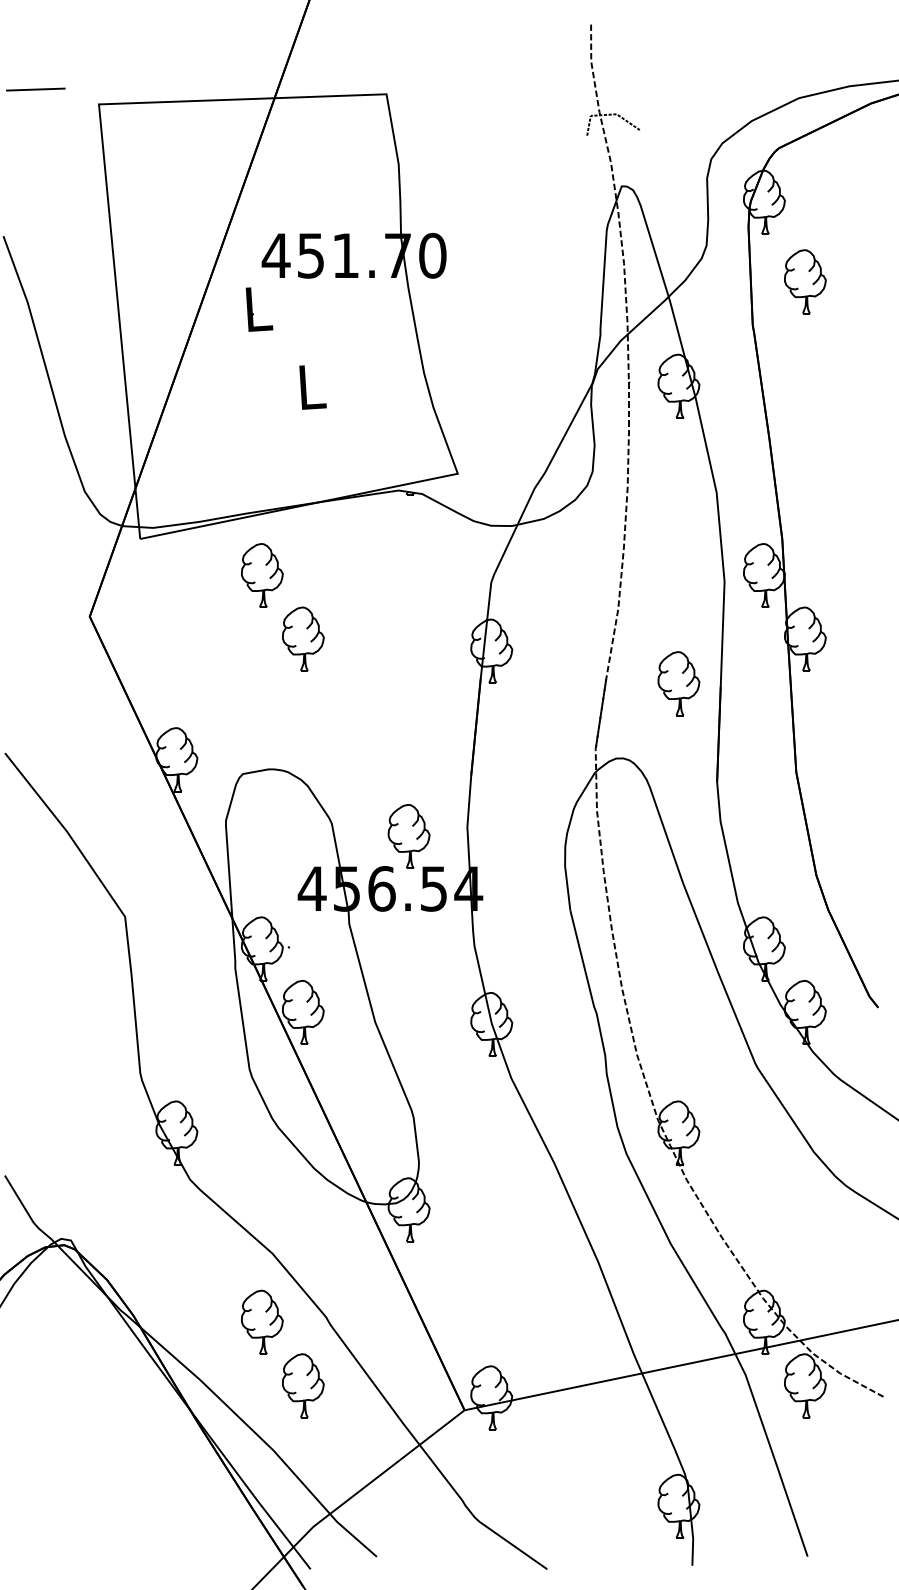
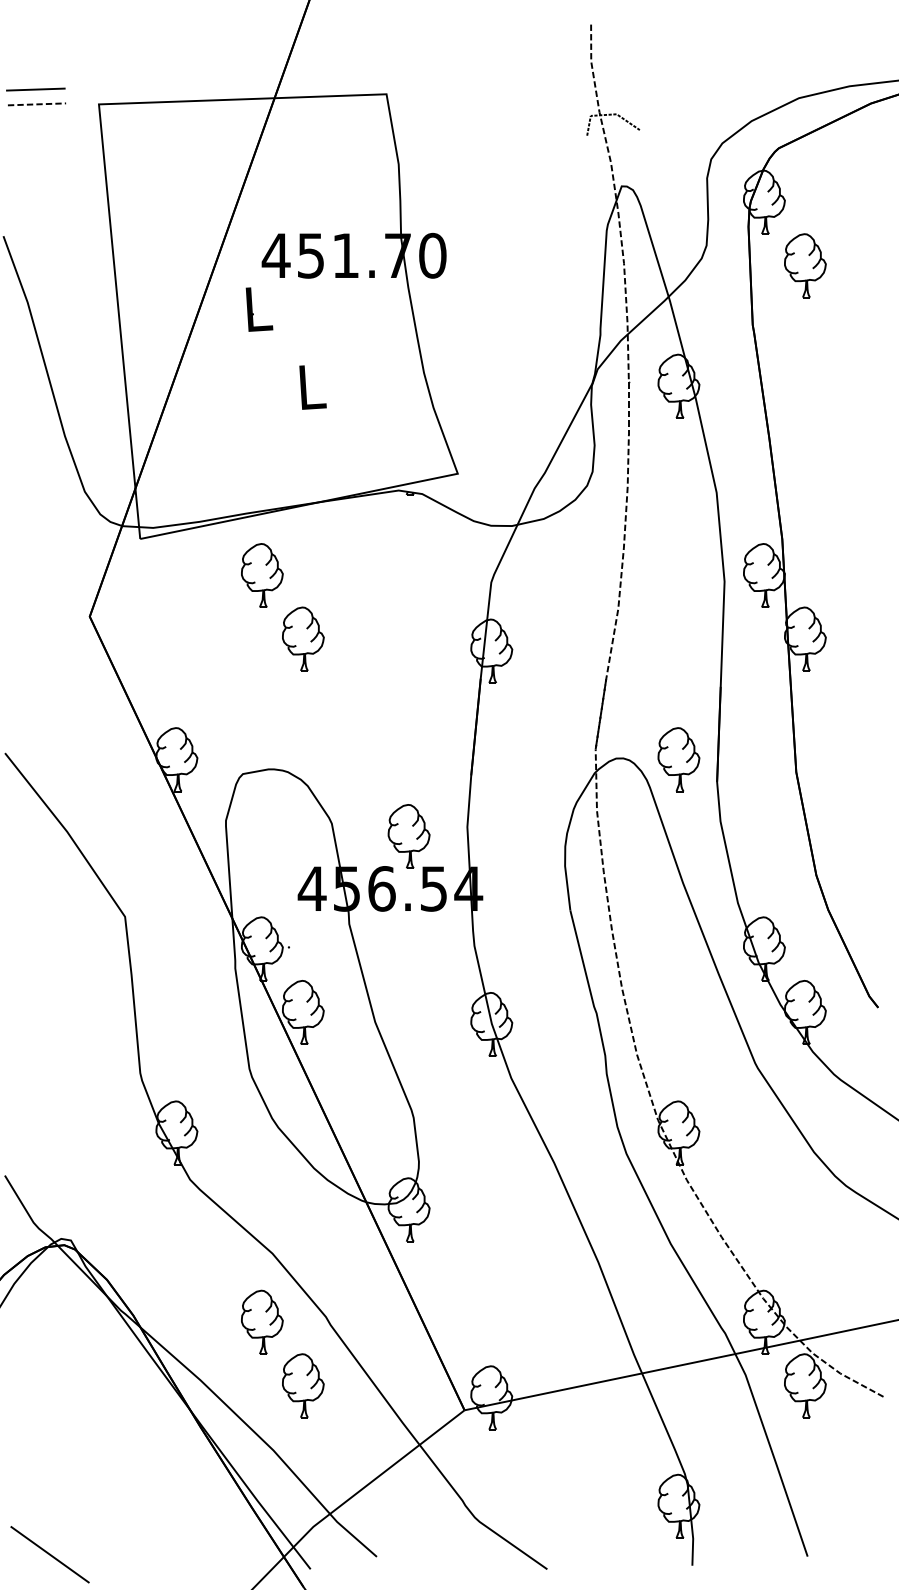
line: none -> present (37, 104)
part position: (805, 281) -> (805, 265) (805, 265)
part position: (678, 683) -> (678, 759) (678, 759)
line: none -> present (49, 1554)
